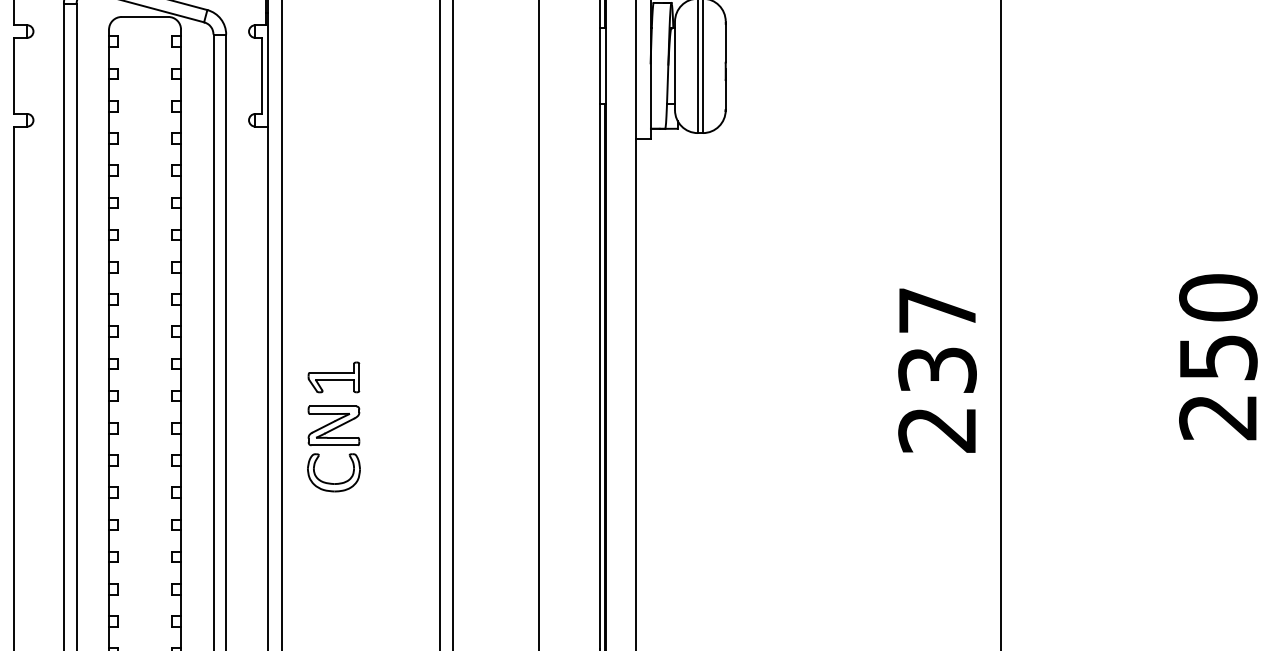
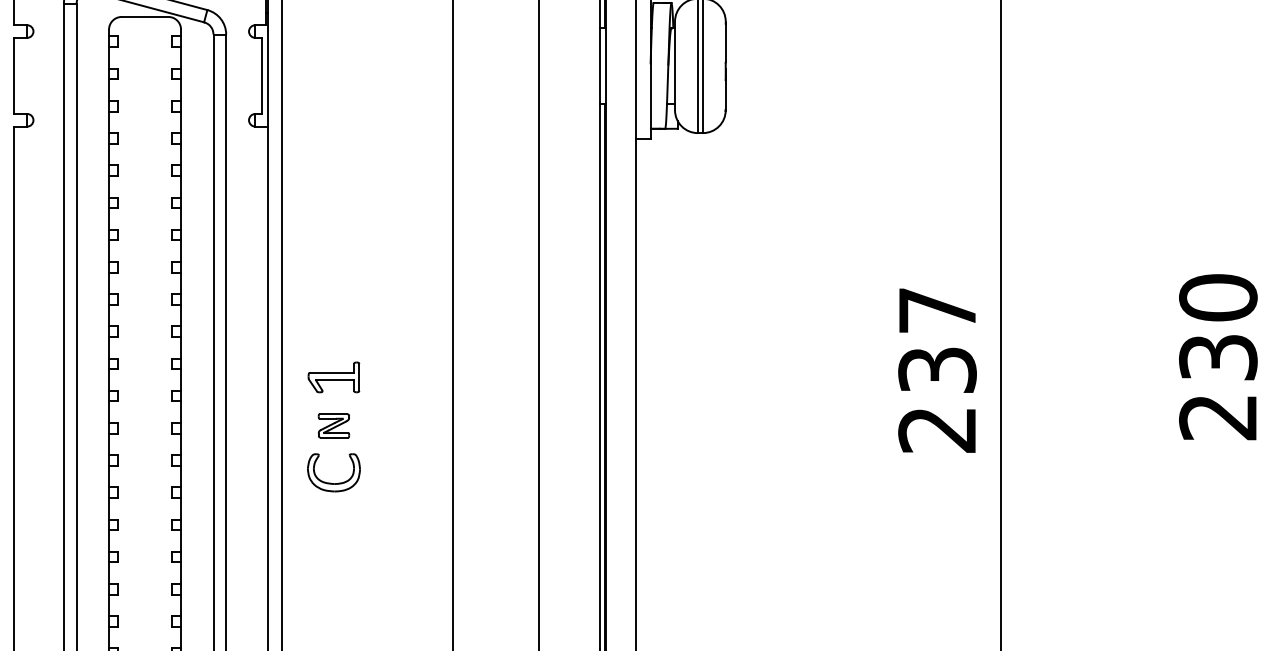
line: present -> none (440, 324)
text: 250 -> 230 (1218, 357)
part size: 54x42 px -> 34x26 px (333, 425)
